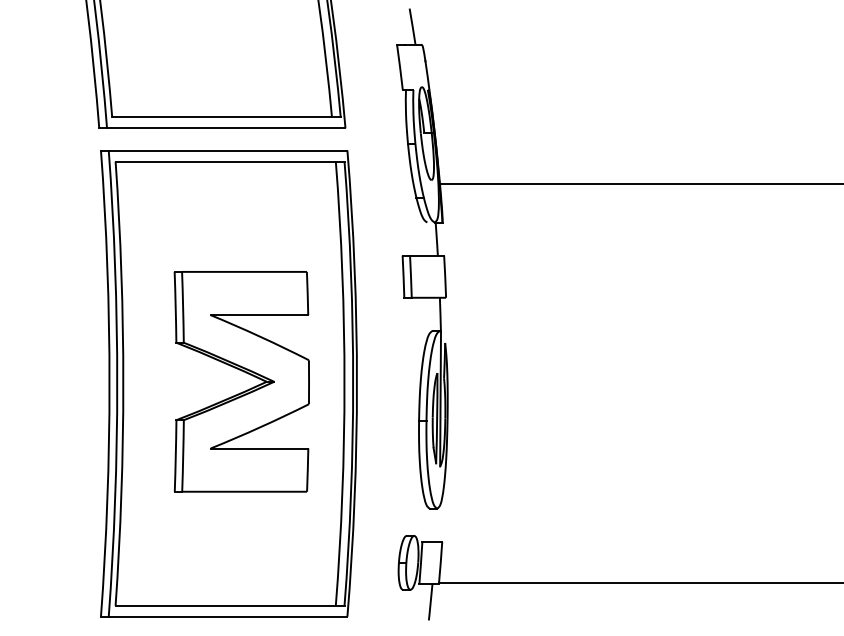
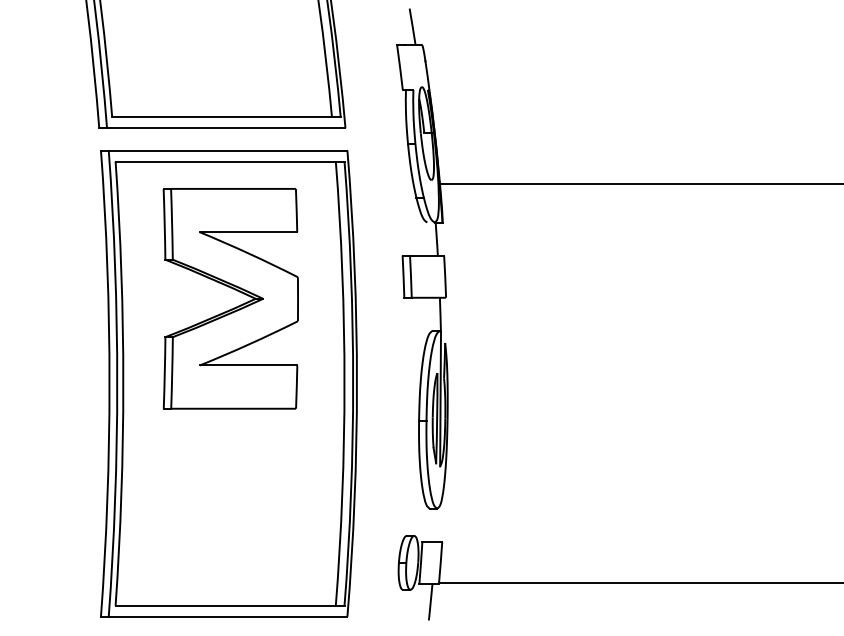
part position: (243, 372) -> (232, 289) (232, 289)
